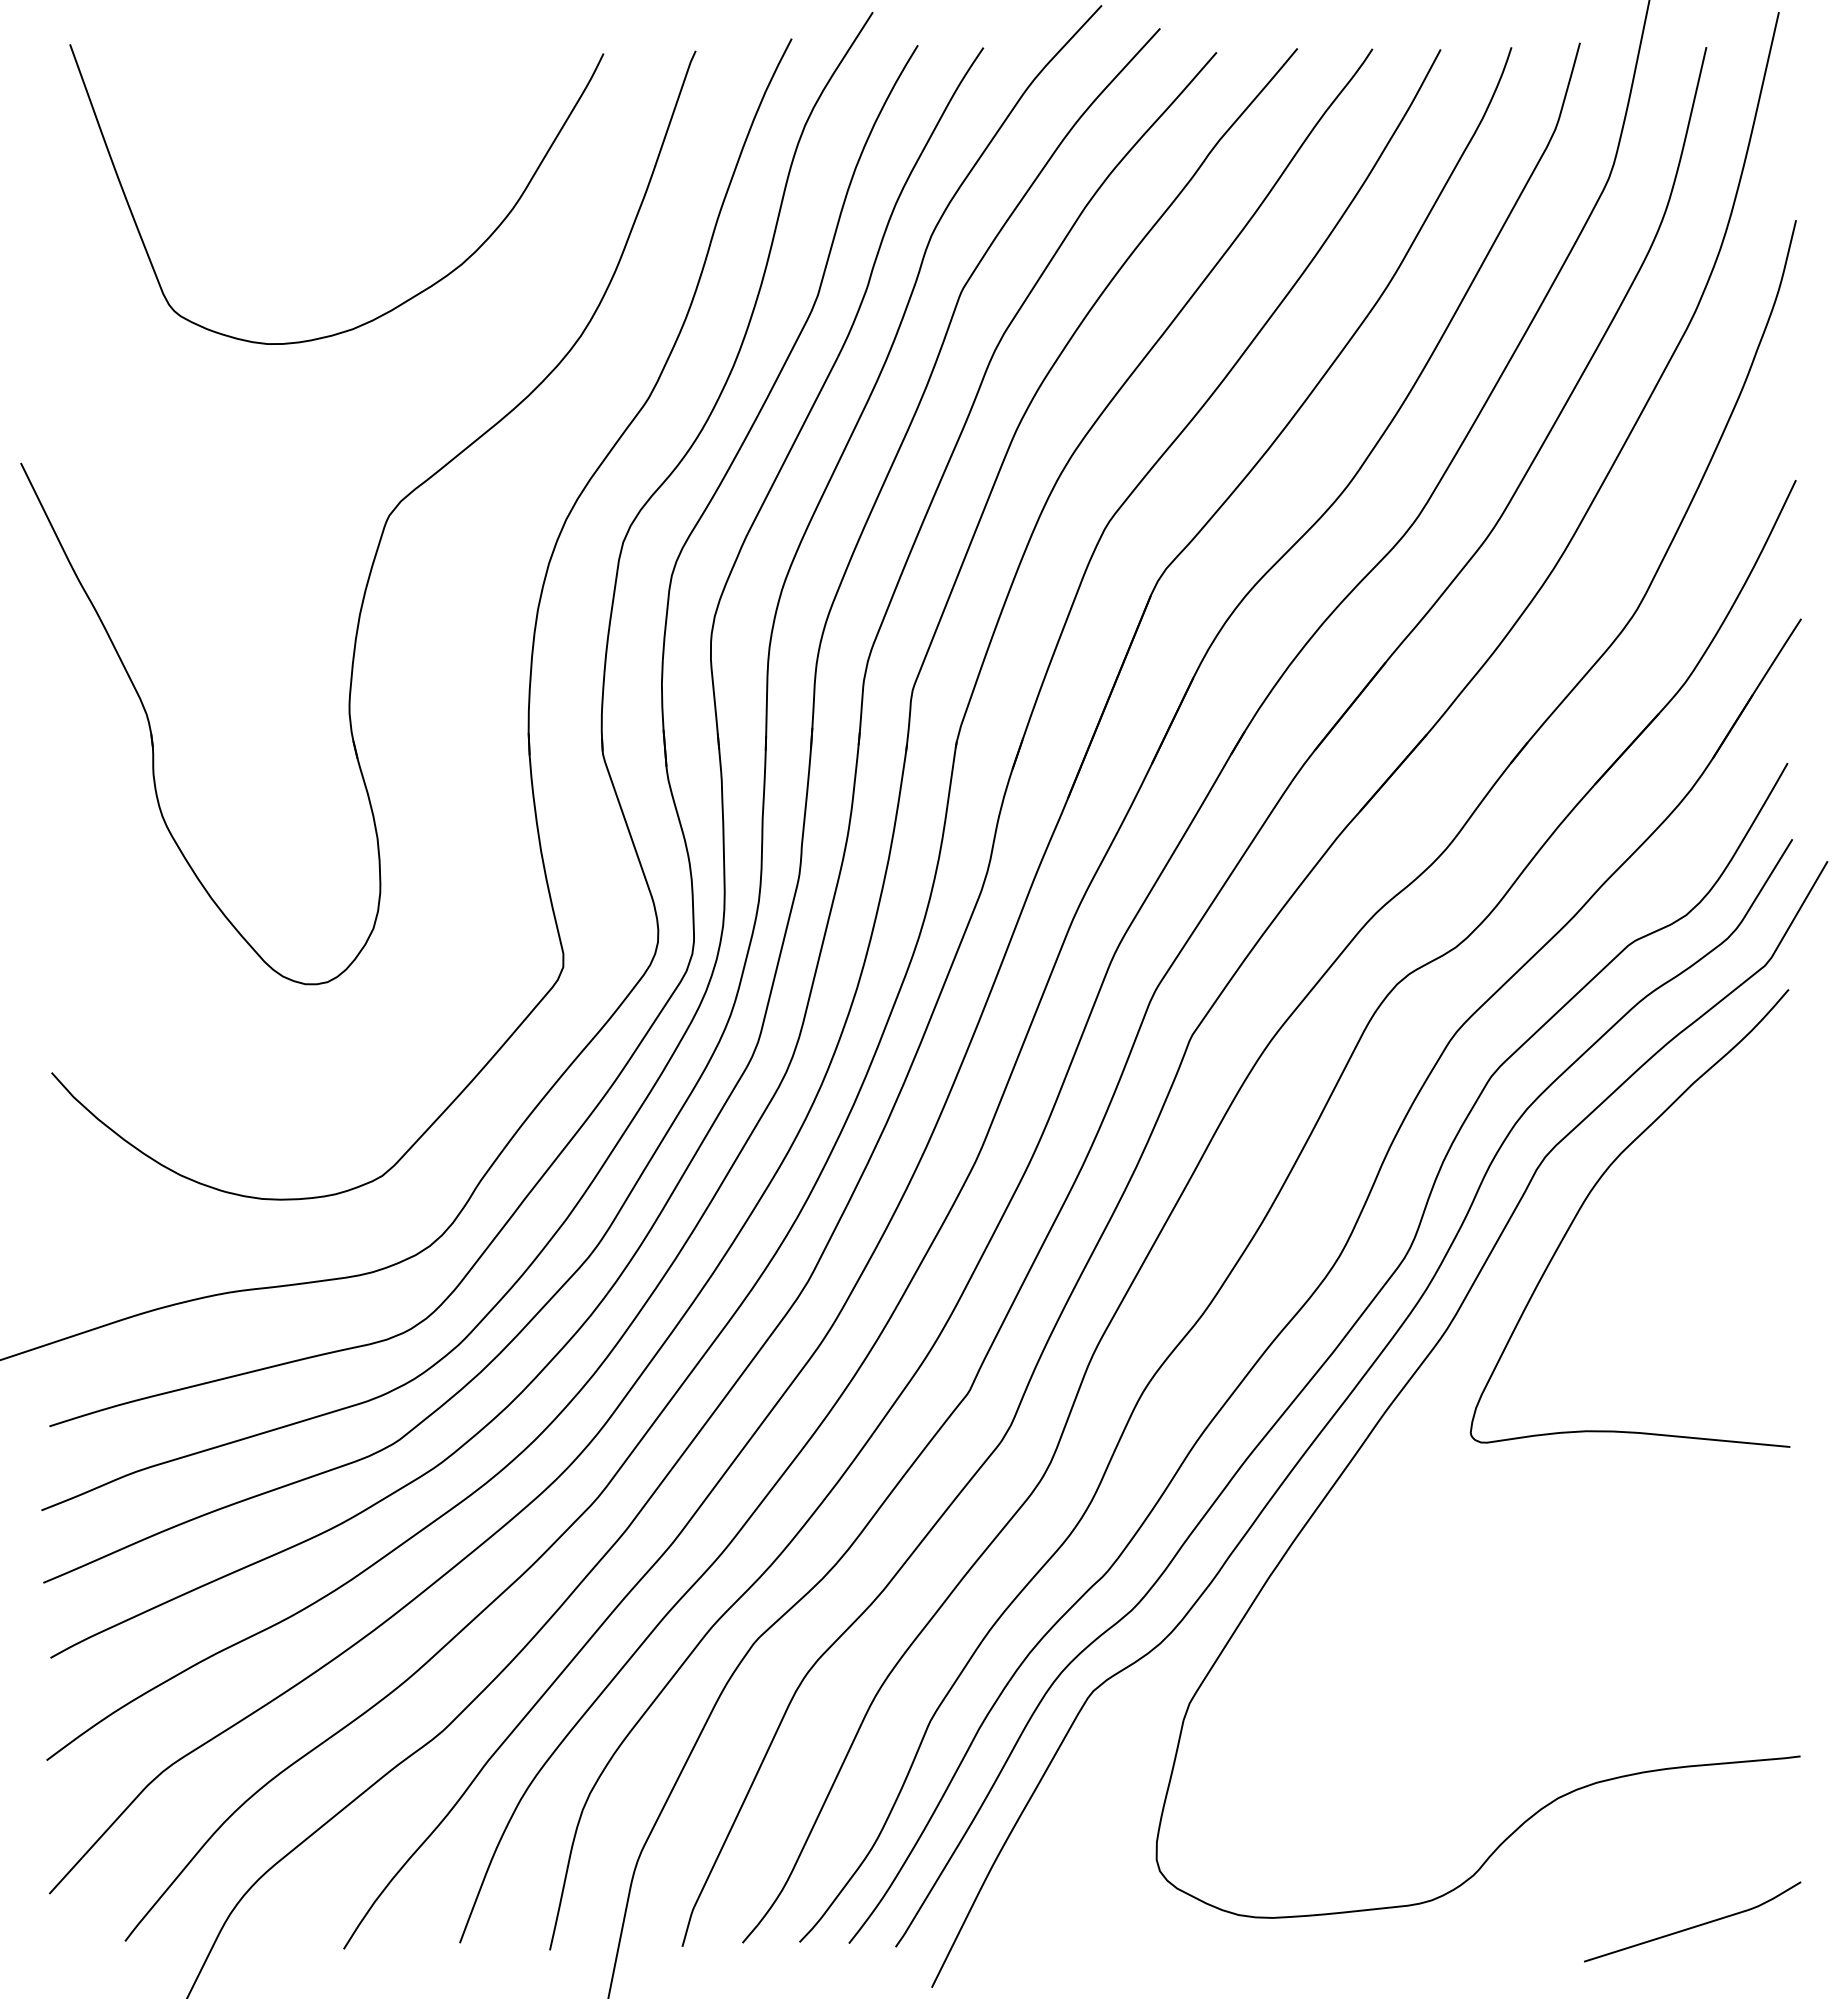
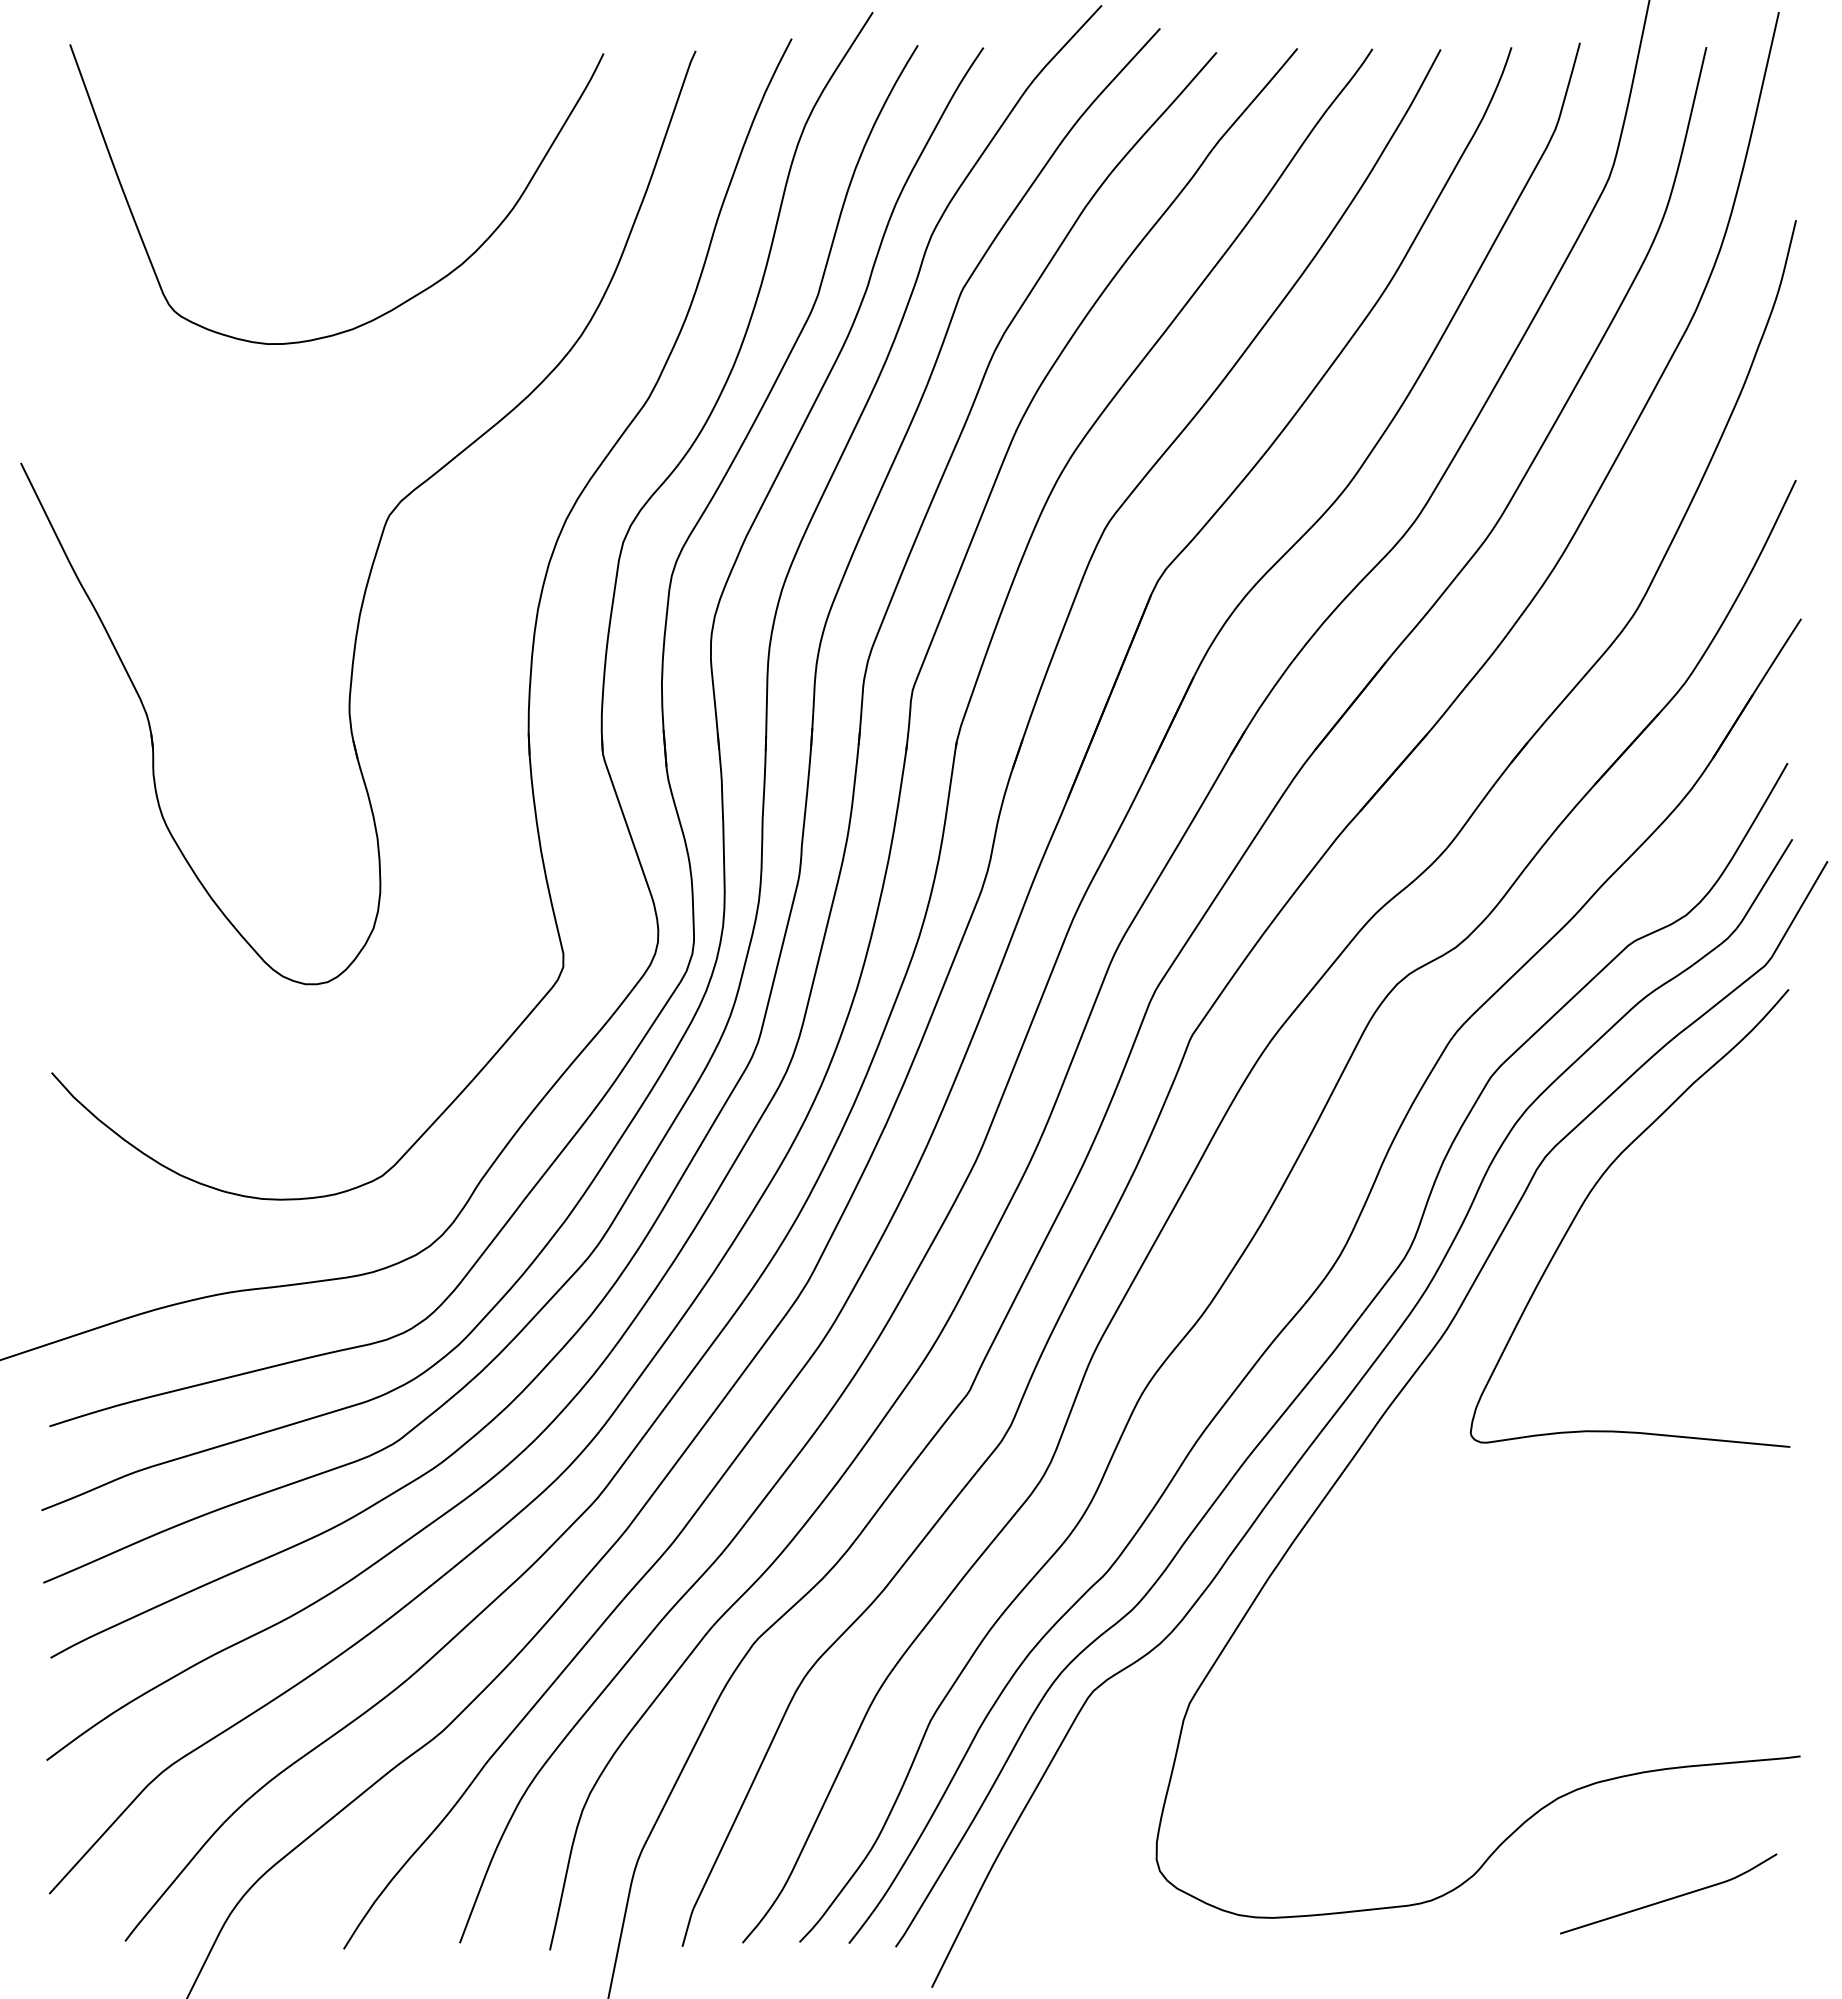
curve position: (1695, 1925) -> (1671, 1897) (1671, 1897)
